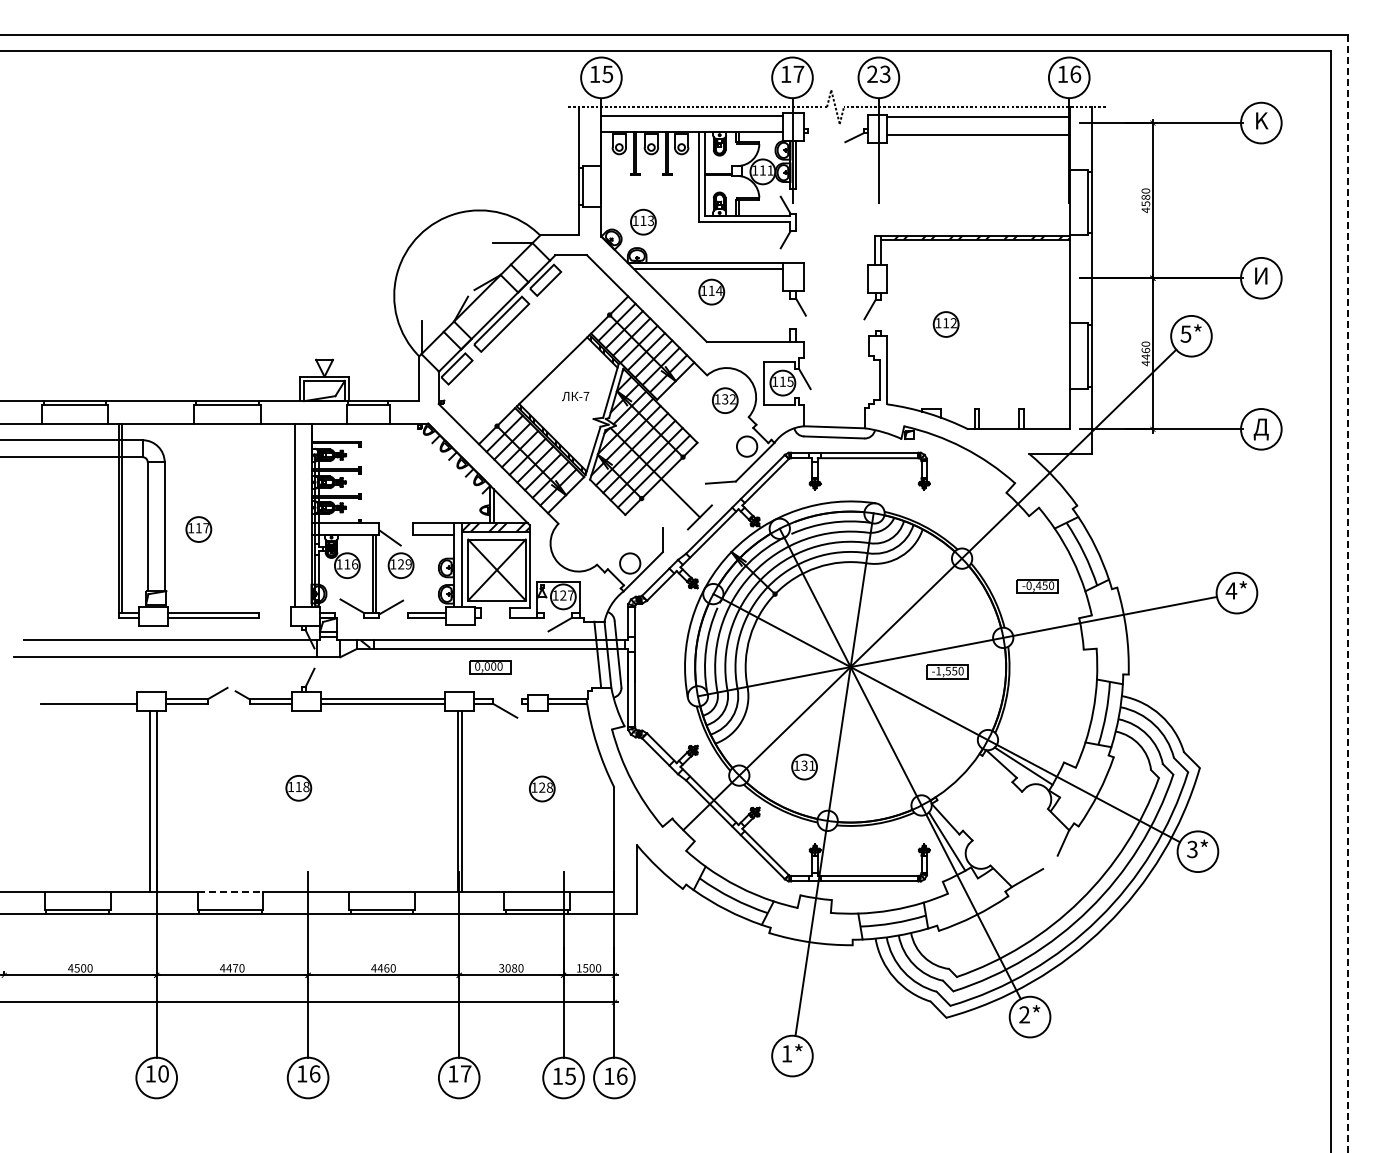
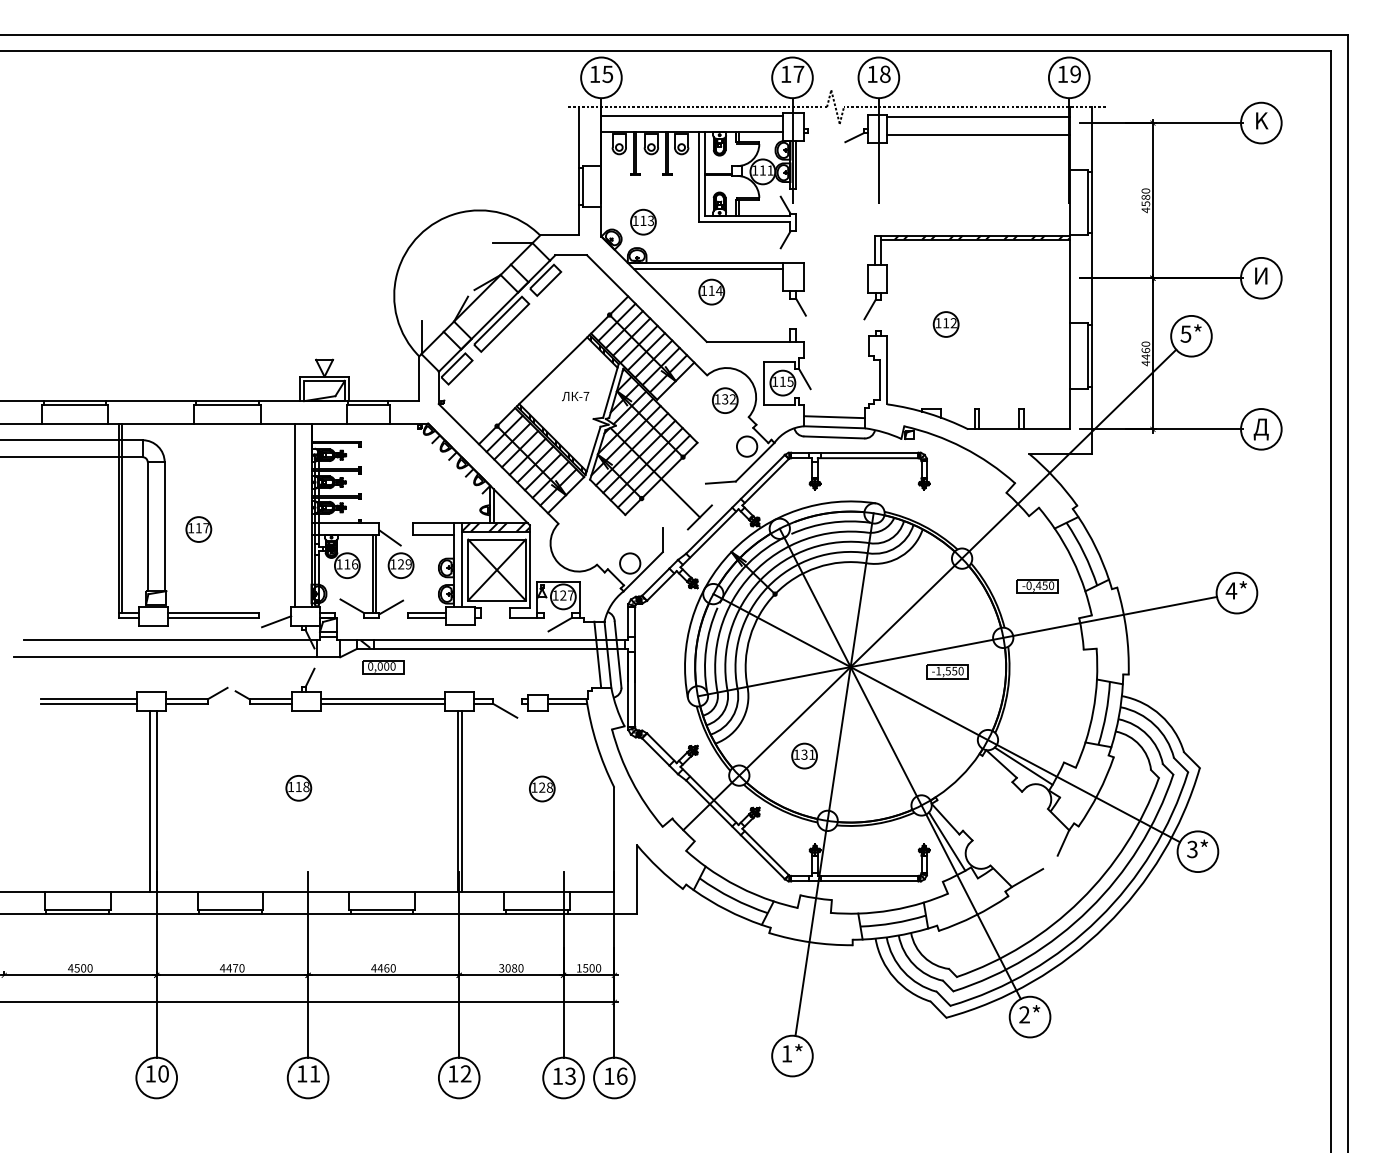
text: 23 -> 18 (878, 73)
text: 16 -> 19 (1075, 74)
line: none -> present (834, 417)
line: dashed -> solid (1348, 593)
line: none -> present (276, 621)
part position: (490, 667) -> (383, 667) (383, 667)
line: none -> present (89, 699)
part position: (804, 766) -> (804, 755) (804, 755)
line: dashed -> solid (230, 892)
text: 16 -> 11 (315, 1073)
text: 17 -> 12 (465, 1073)
text: 15 -> 13 (570, 1075)
